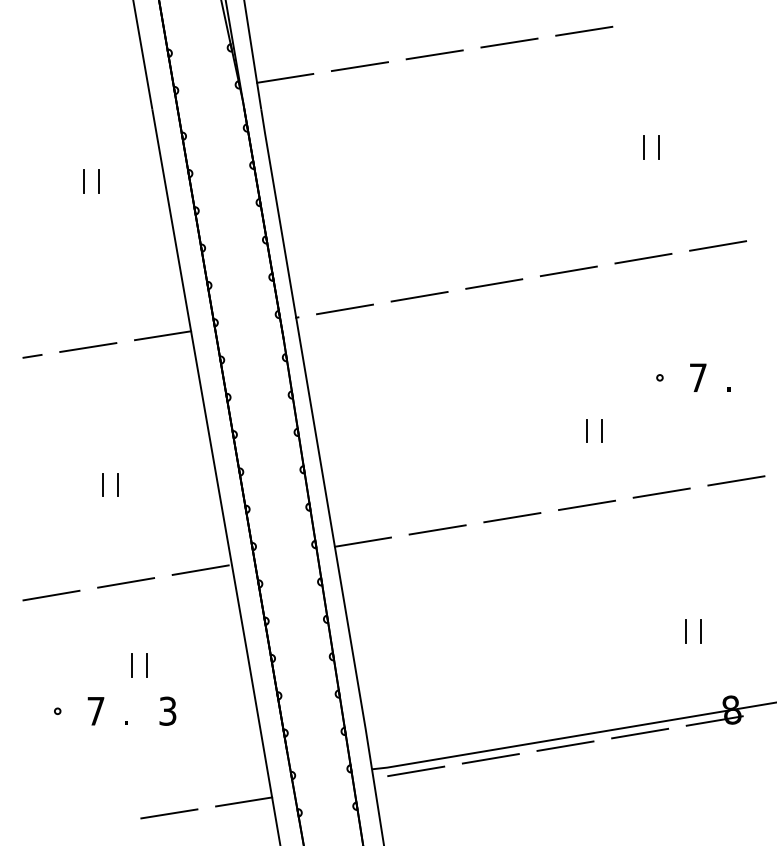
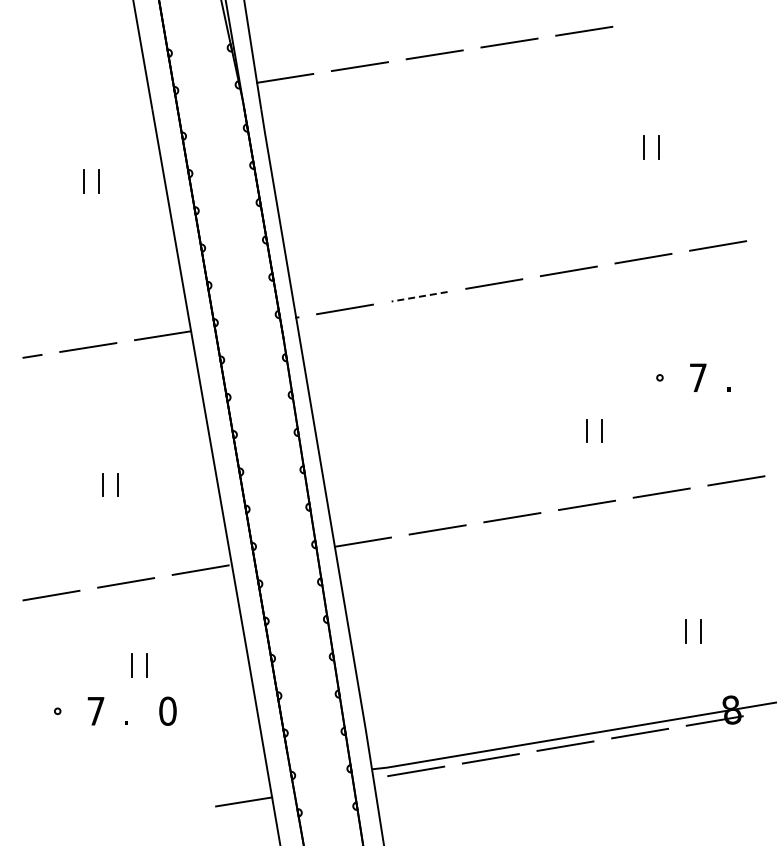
line: solid -> dashed (419, 296)
text: 3 -> 0 (167, 710)
line: present -> none (169, 813)
